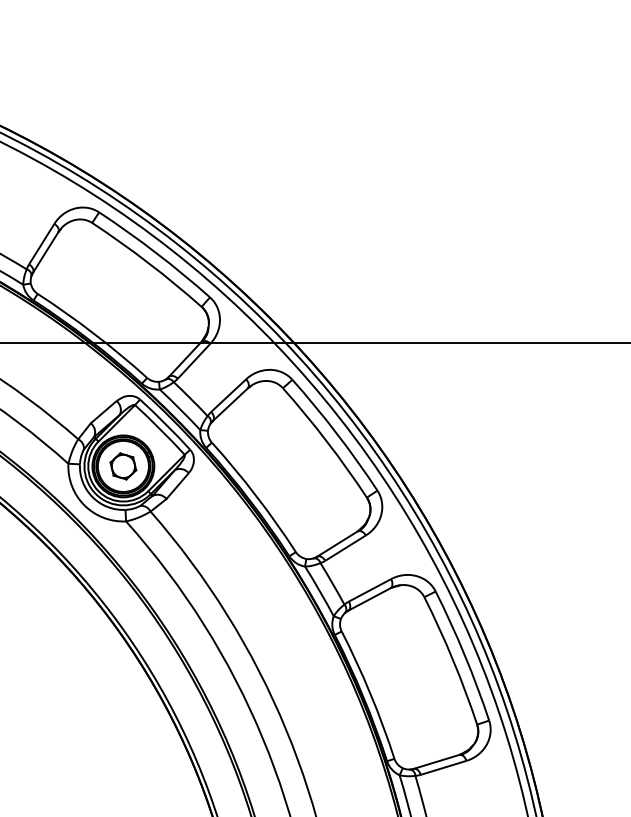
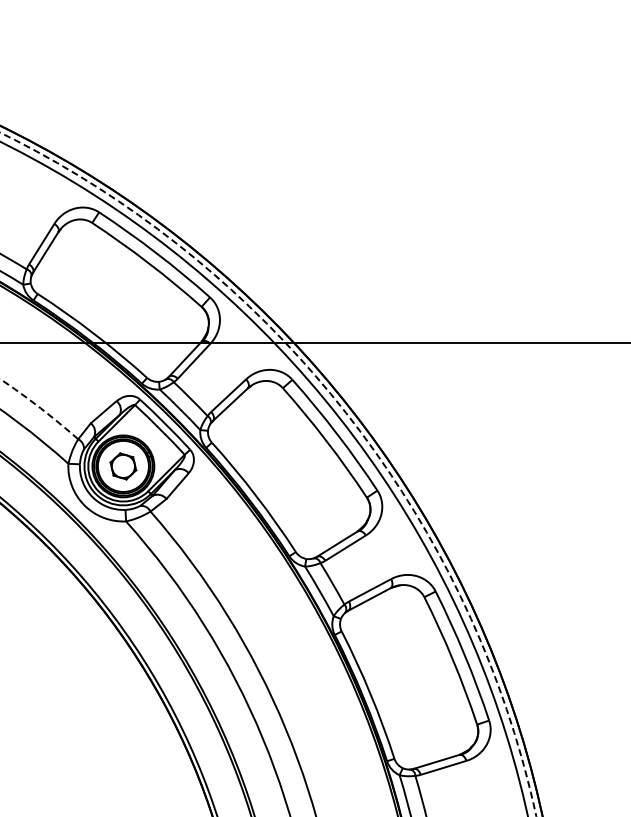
arc: solid -> dashed (39, 407)
circle: solid -> dashed (268, 474)
